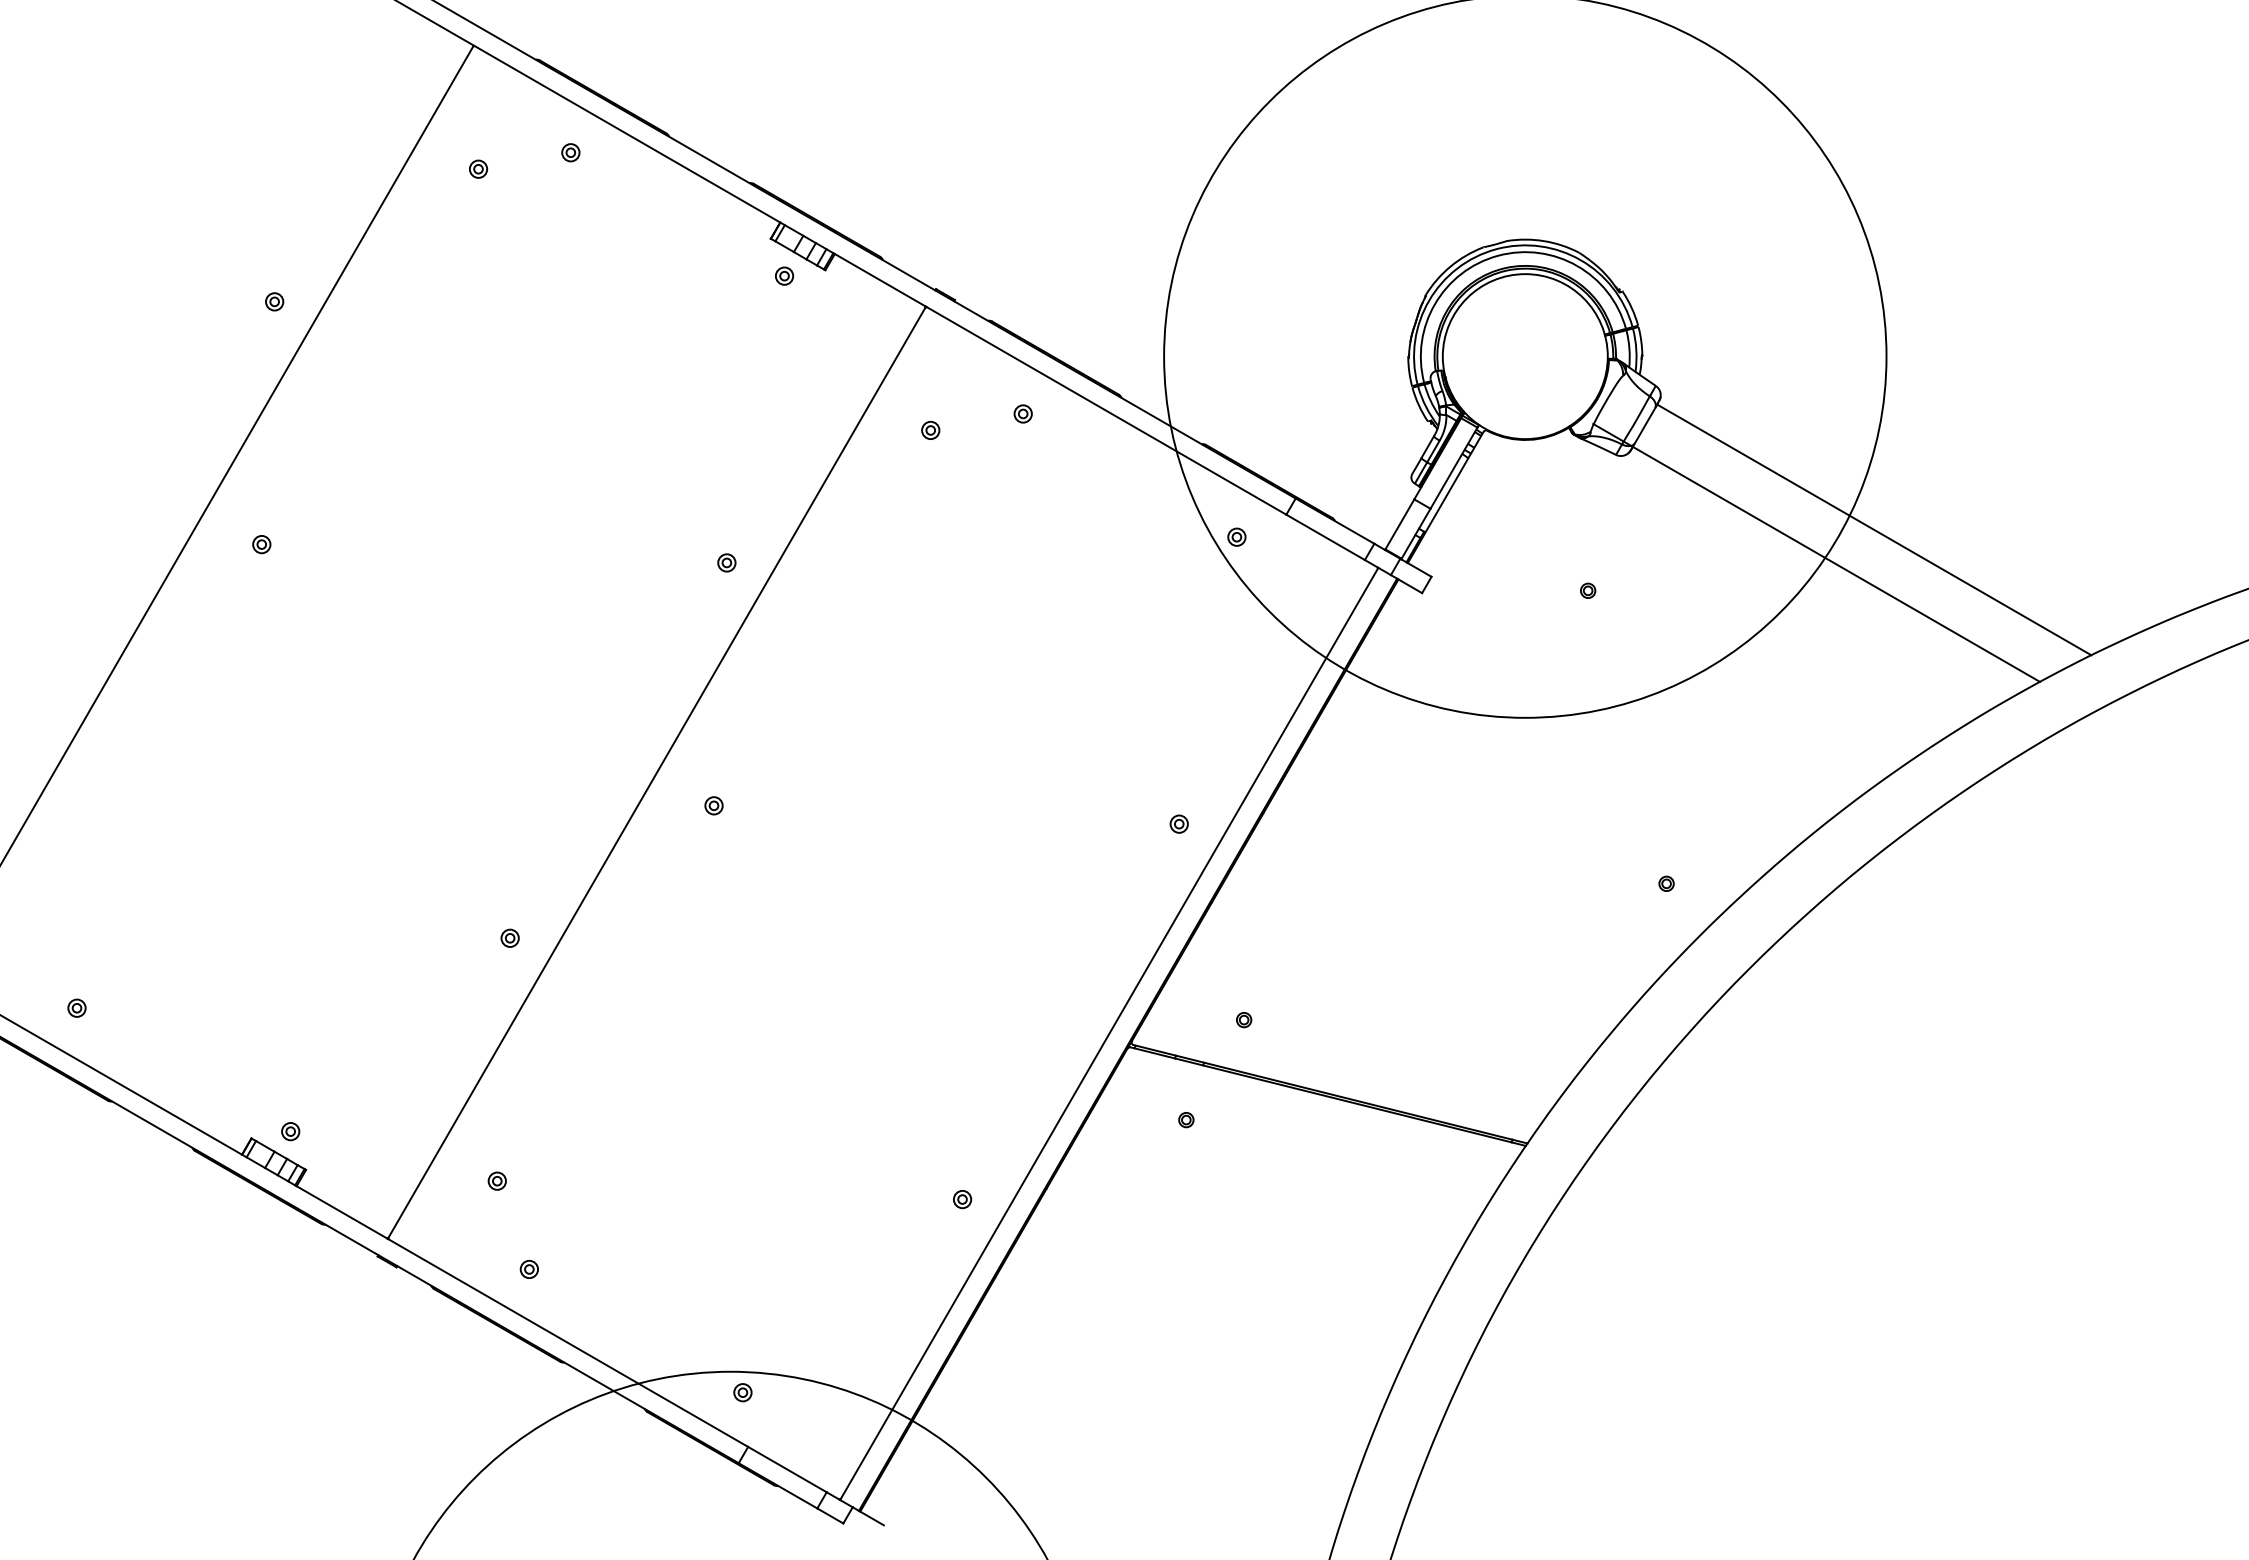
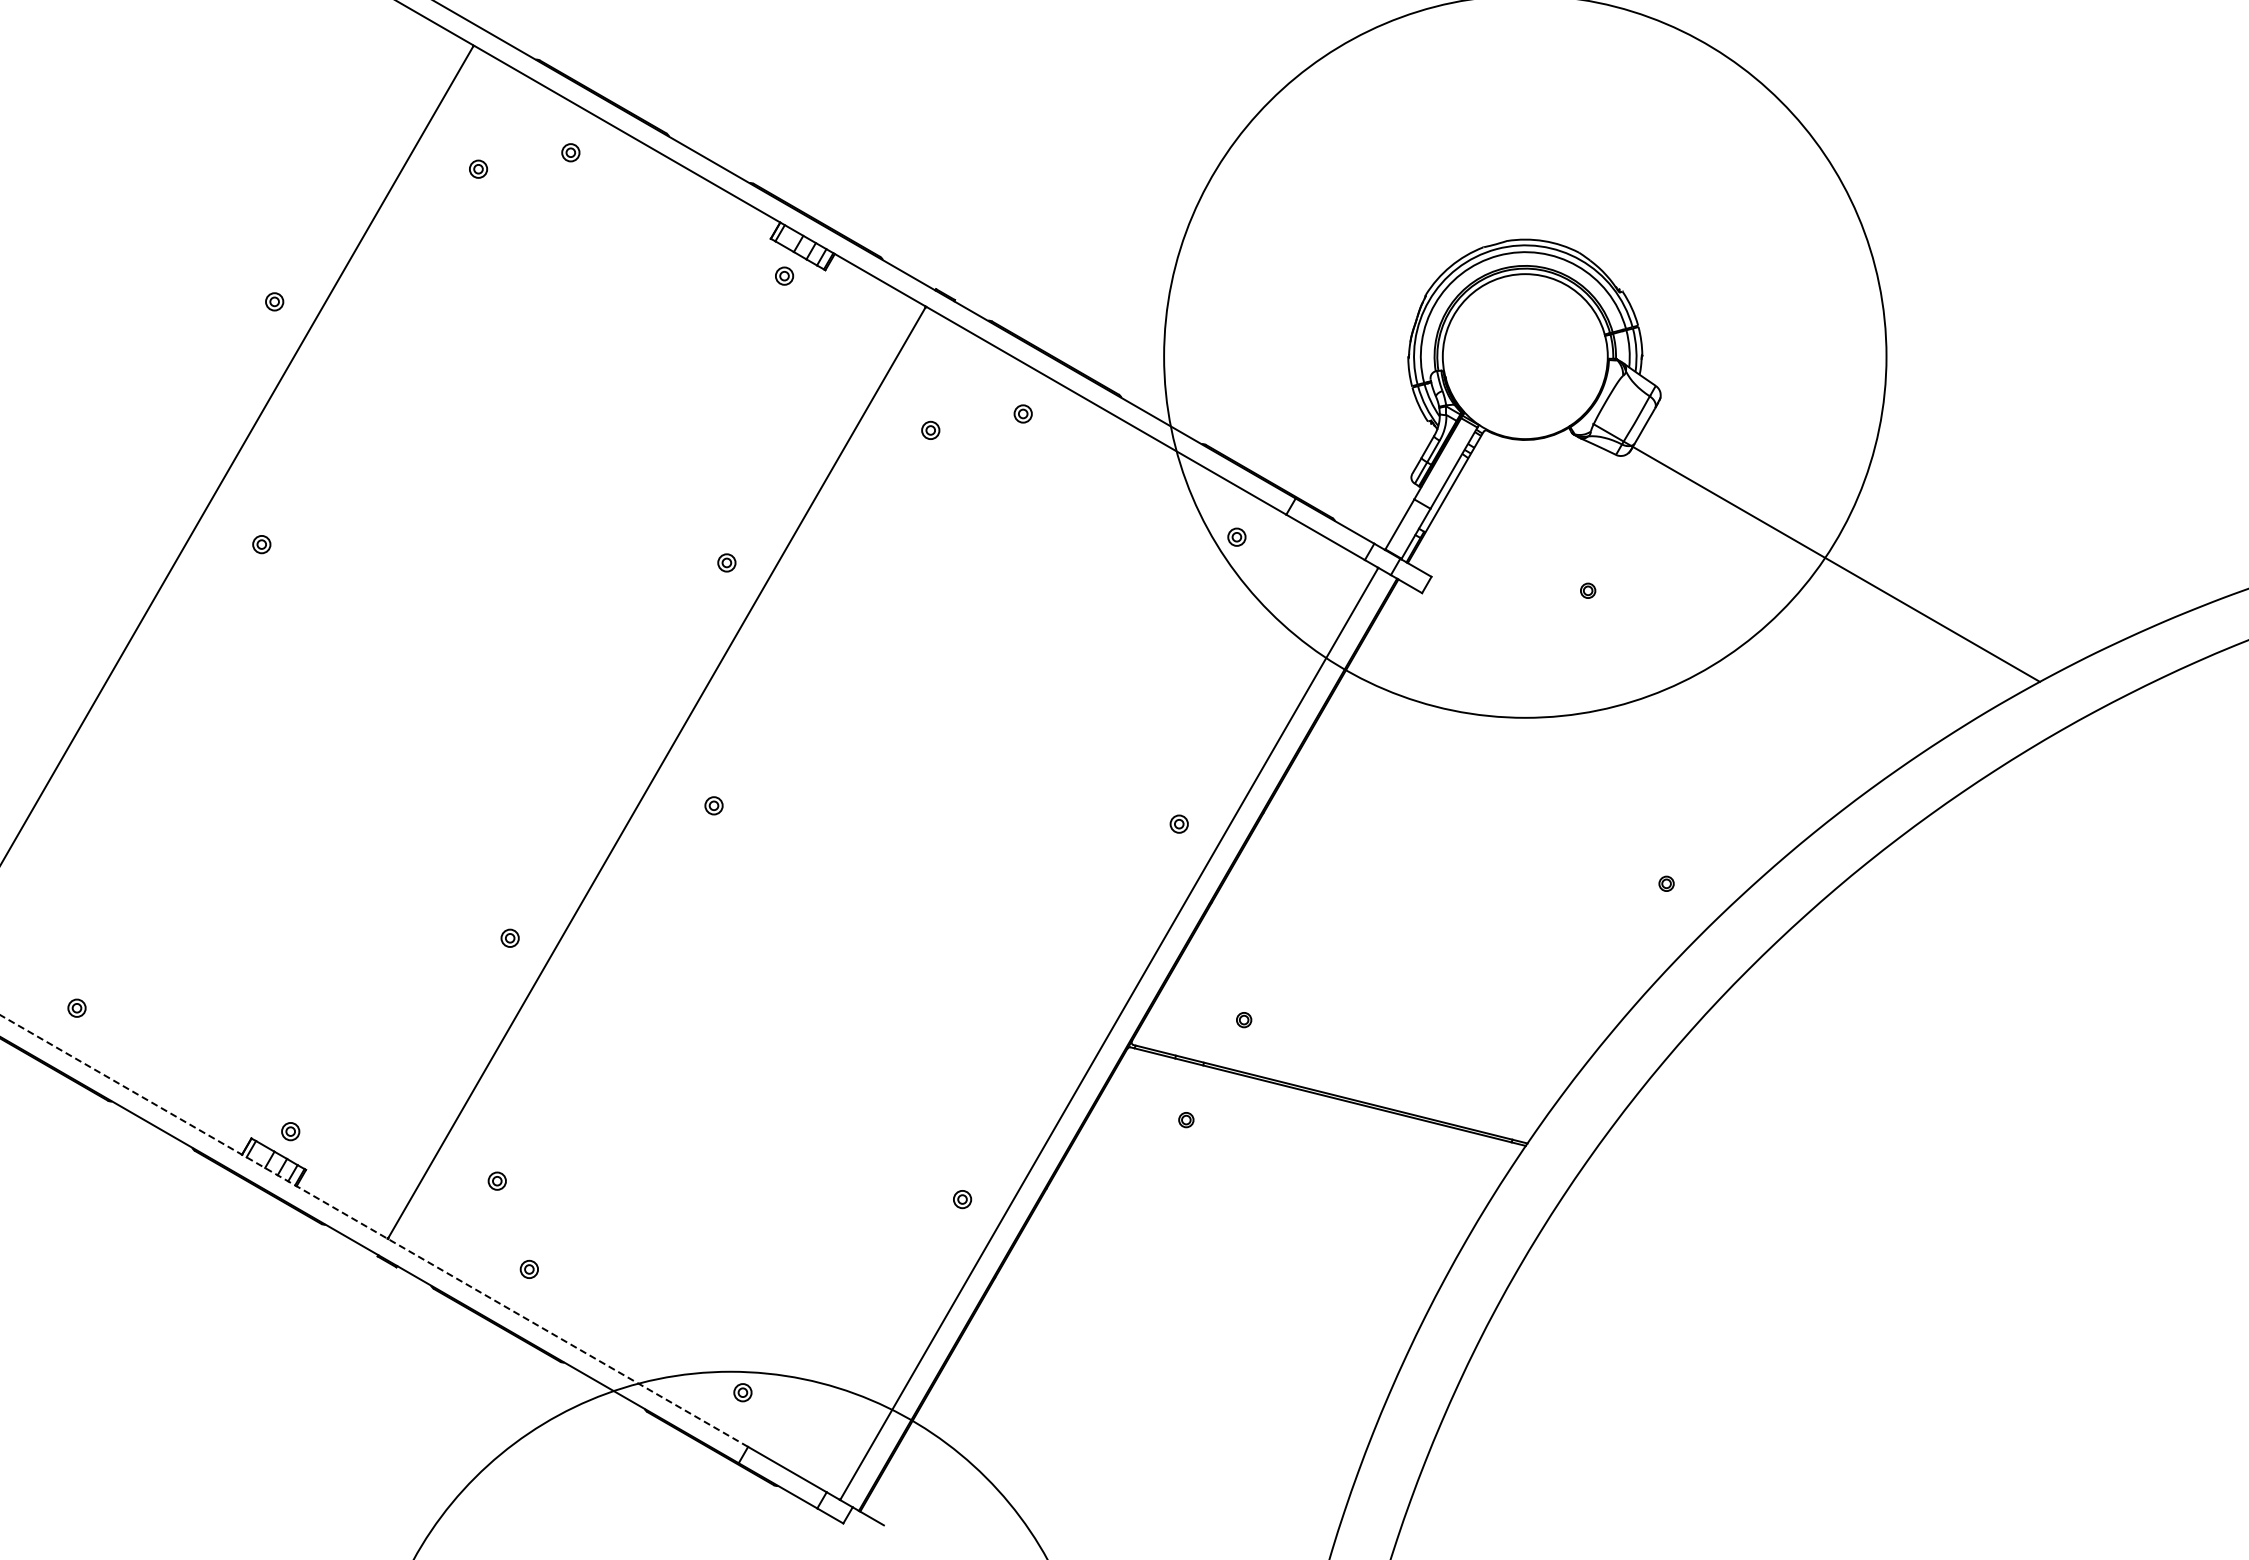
line: present -> none (1874, 529)
line: solid -> dashed (374, 1230)
